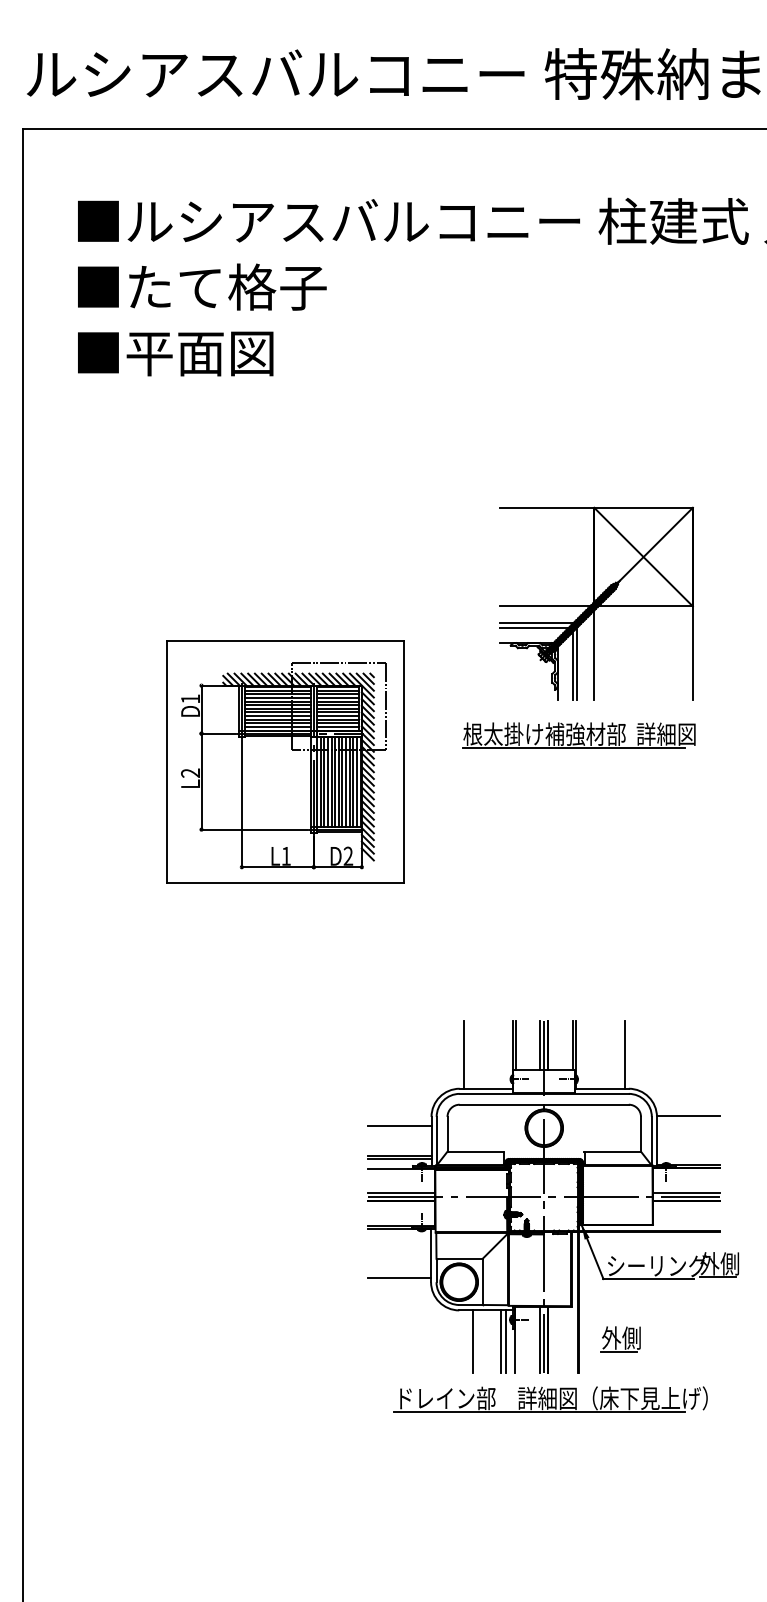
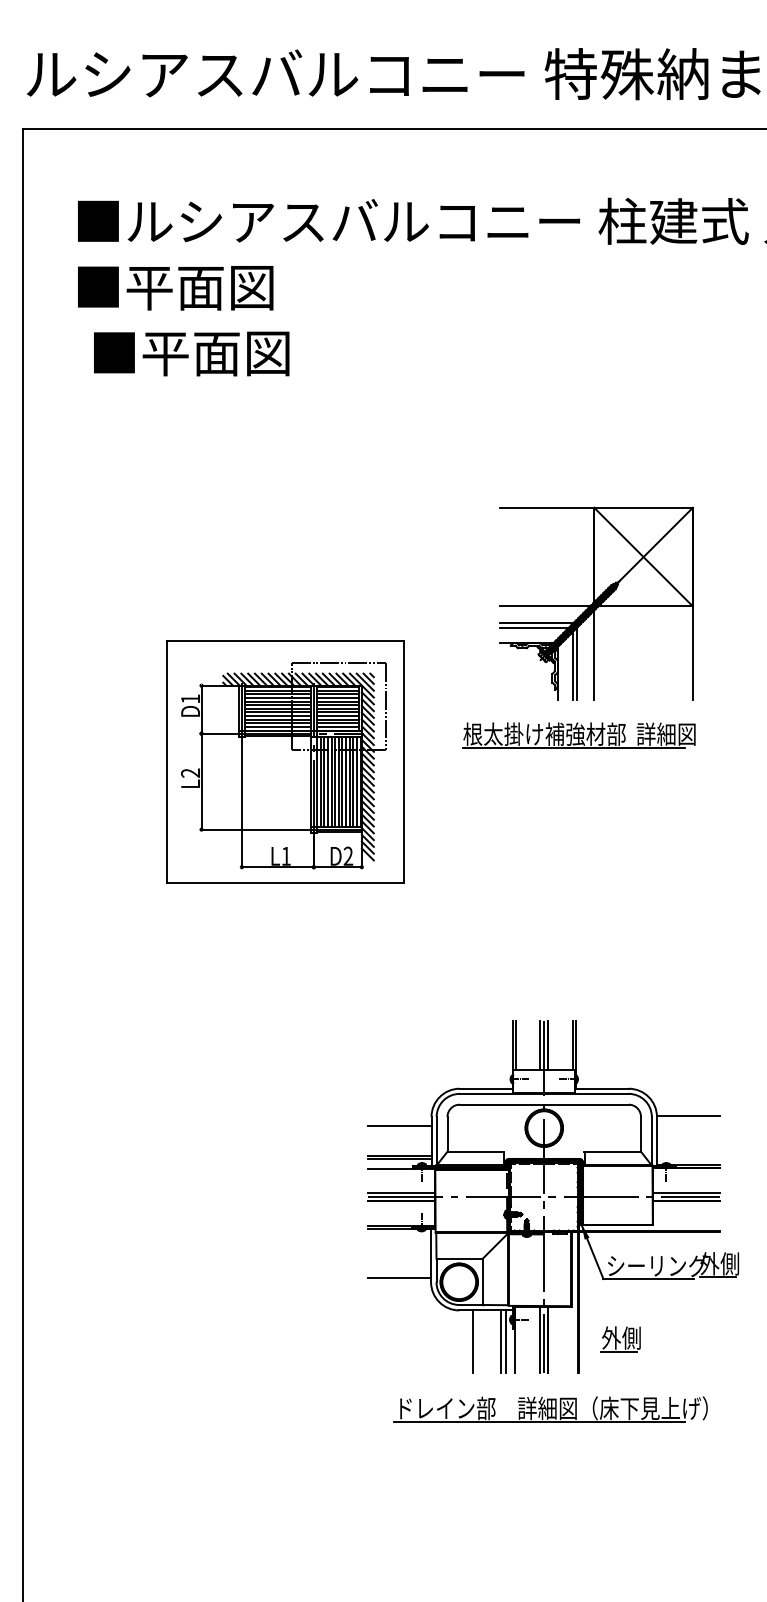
text: ■たて格子 -> ■平面図 (226, 286)
text position: (175, 353) -> (191, 353) (191, 353)
line: present -> none (463, 1054)
line: present -> none (624, 1054)
part position: (550, 1399) -> (550, 1409) (550, 1409)
